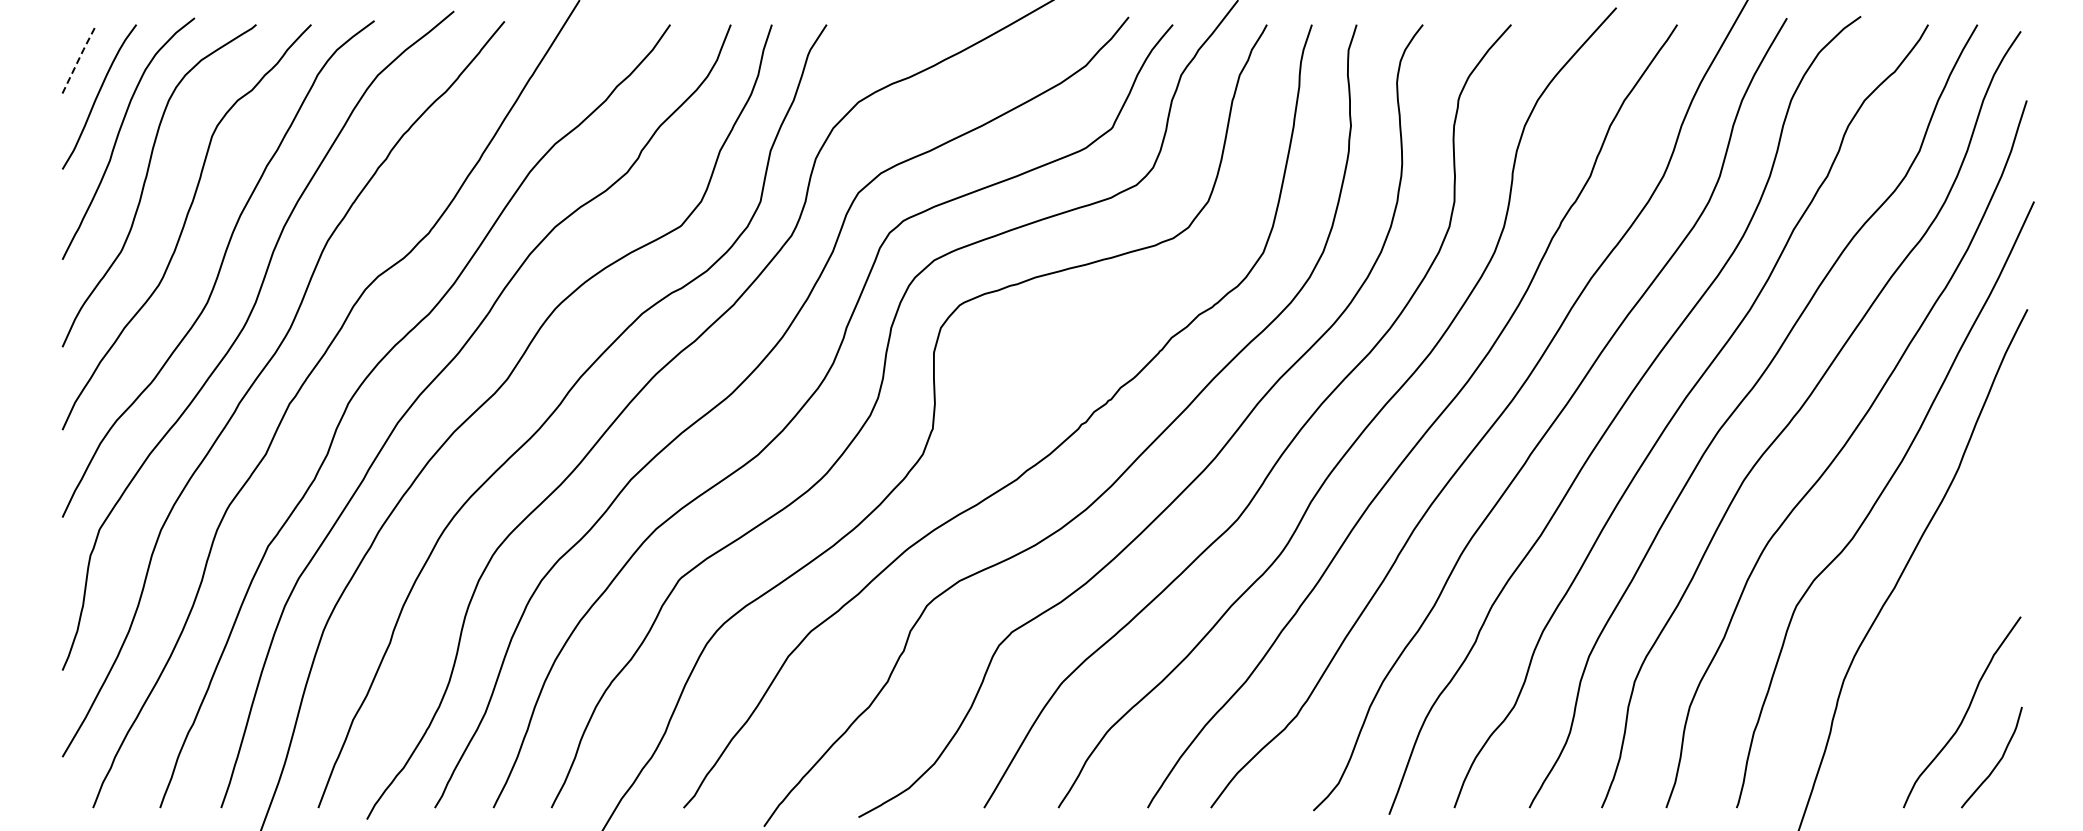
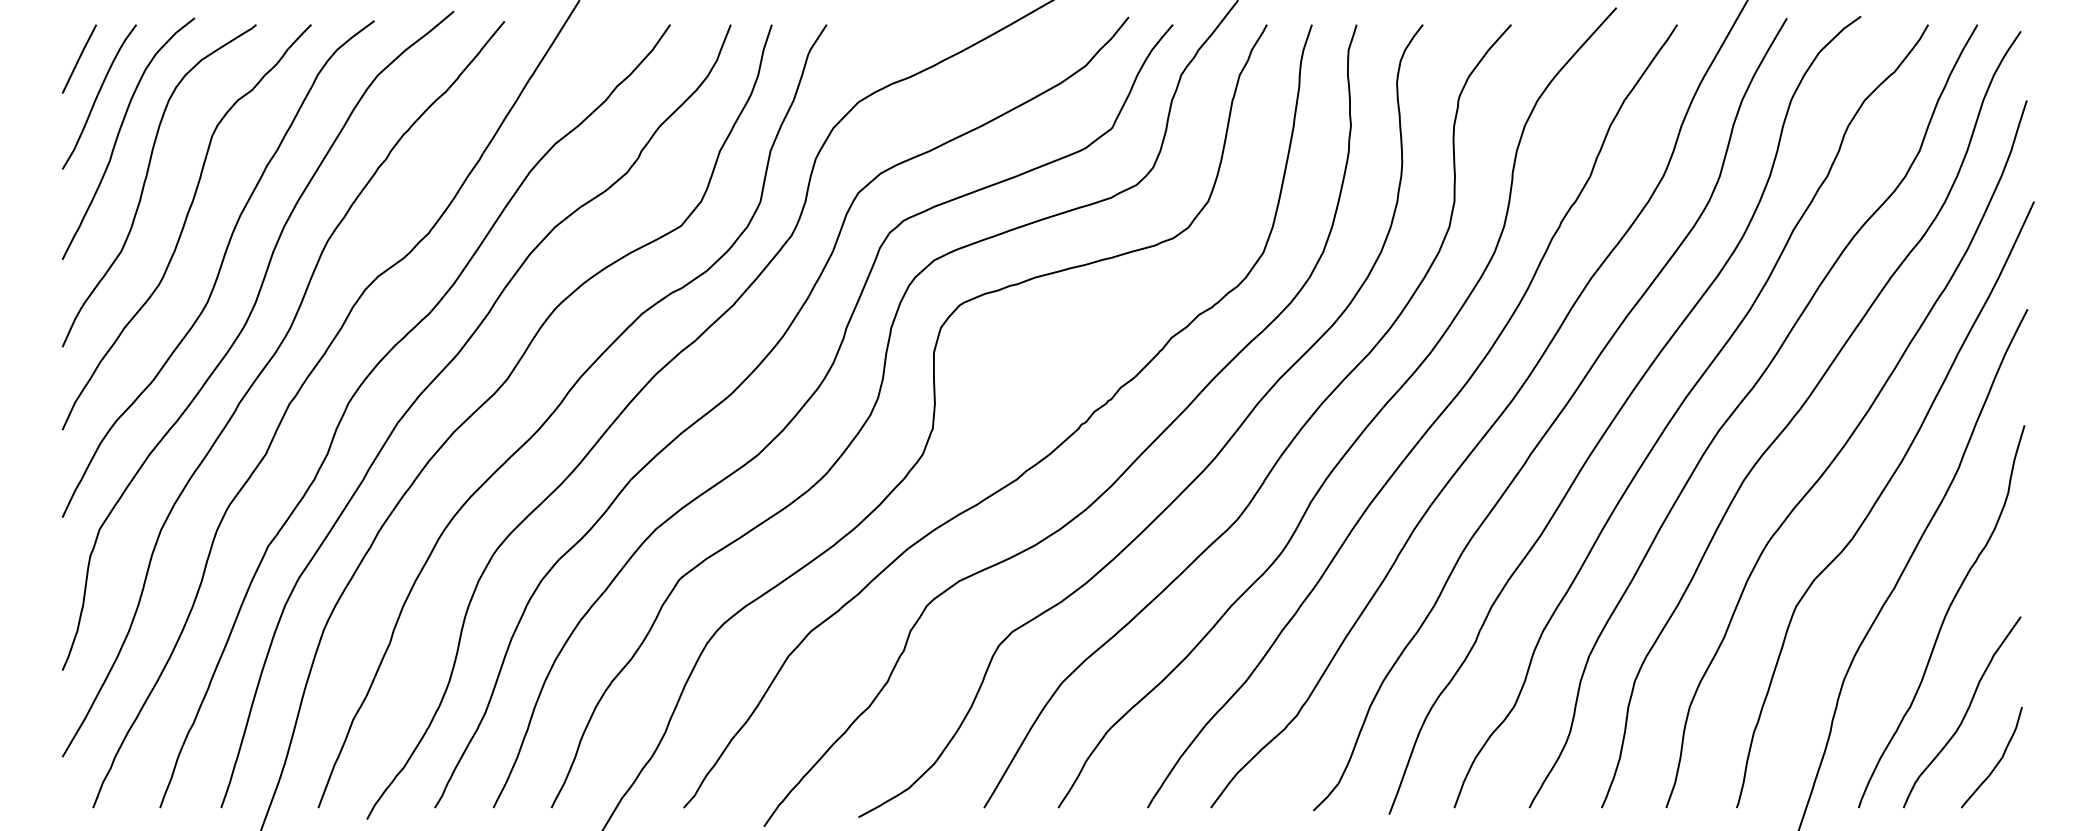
line: dashed -> solid (79, 57)
curve: none -> present (1943, 618)
